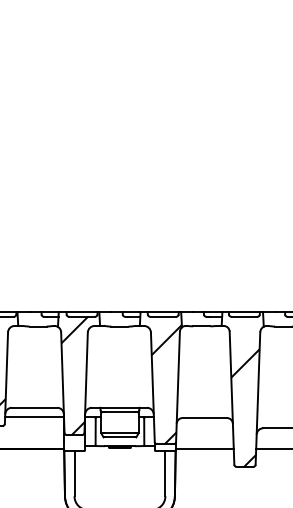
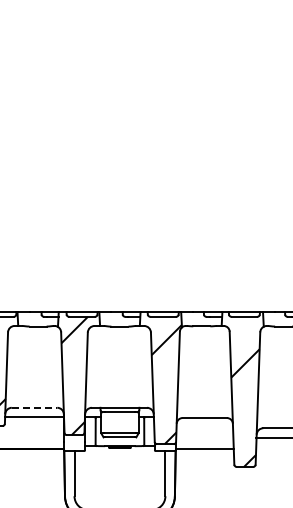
line: solid -> dashed (34, 407)
line position: (272, 448) -> (272, 437) (272, 437)
